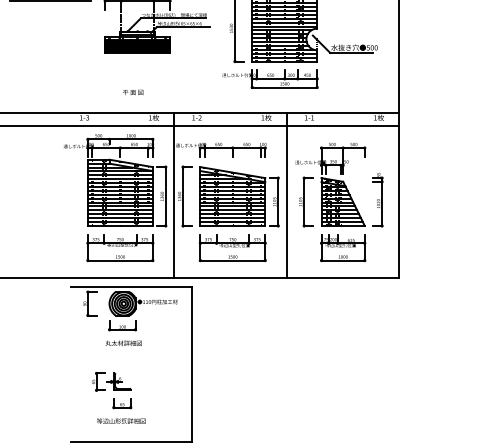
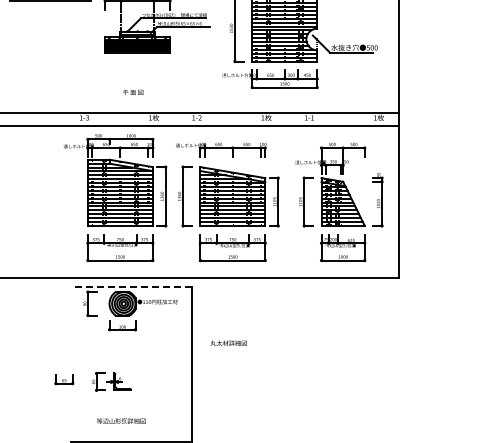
line: present -> none (174, 195)
line: present -> none (286, 195)
line: solid -> dashed (131, 286)
text position: (123, 342) -> (228, 342) (228, 342)
part position: (122, 403) -> (64, 379) (64, 379)
